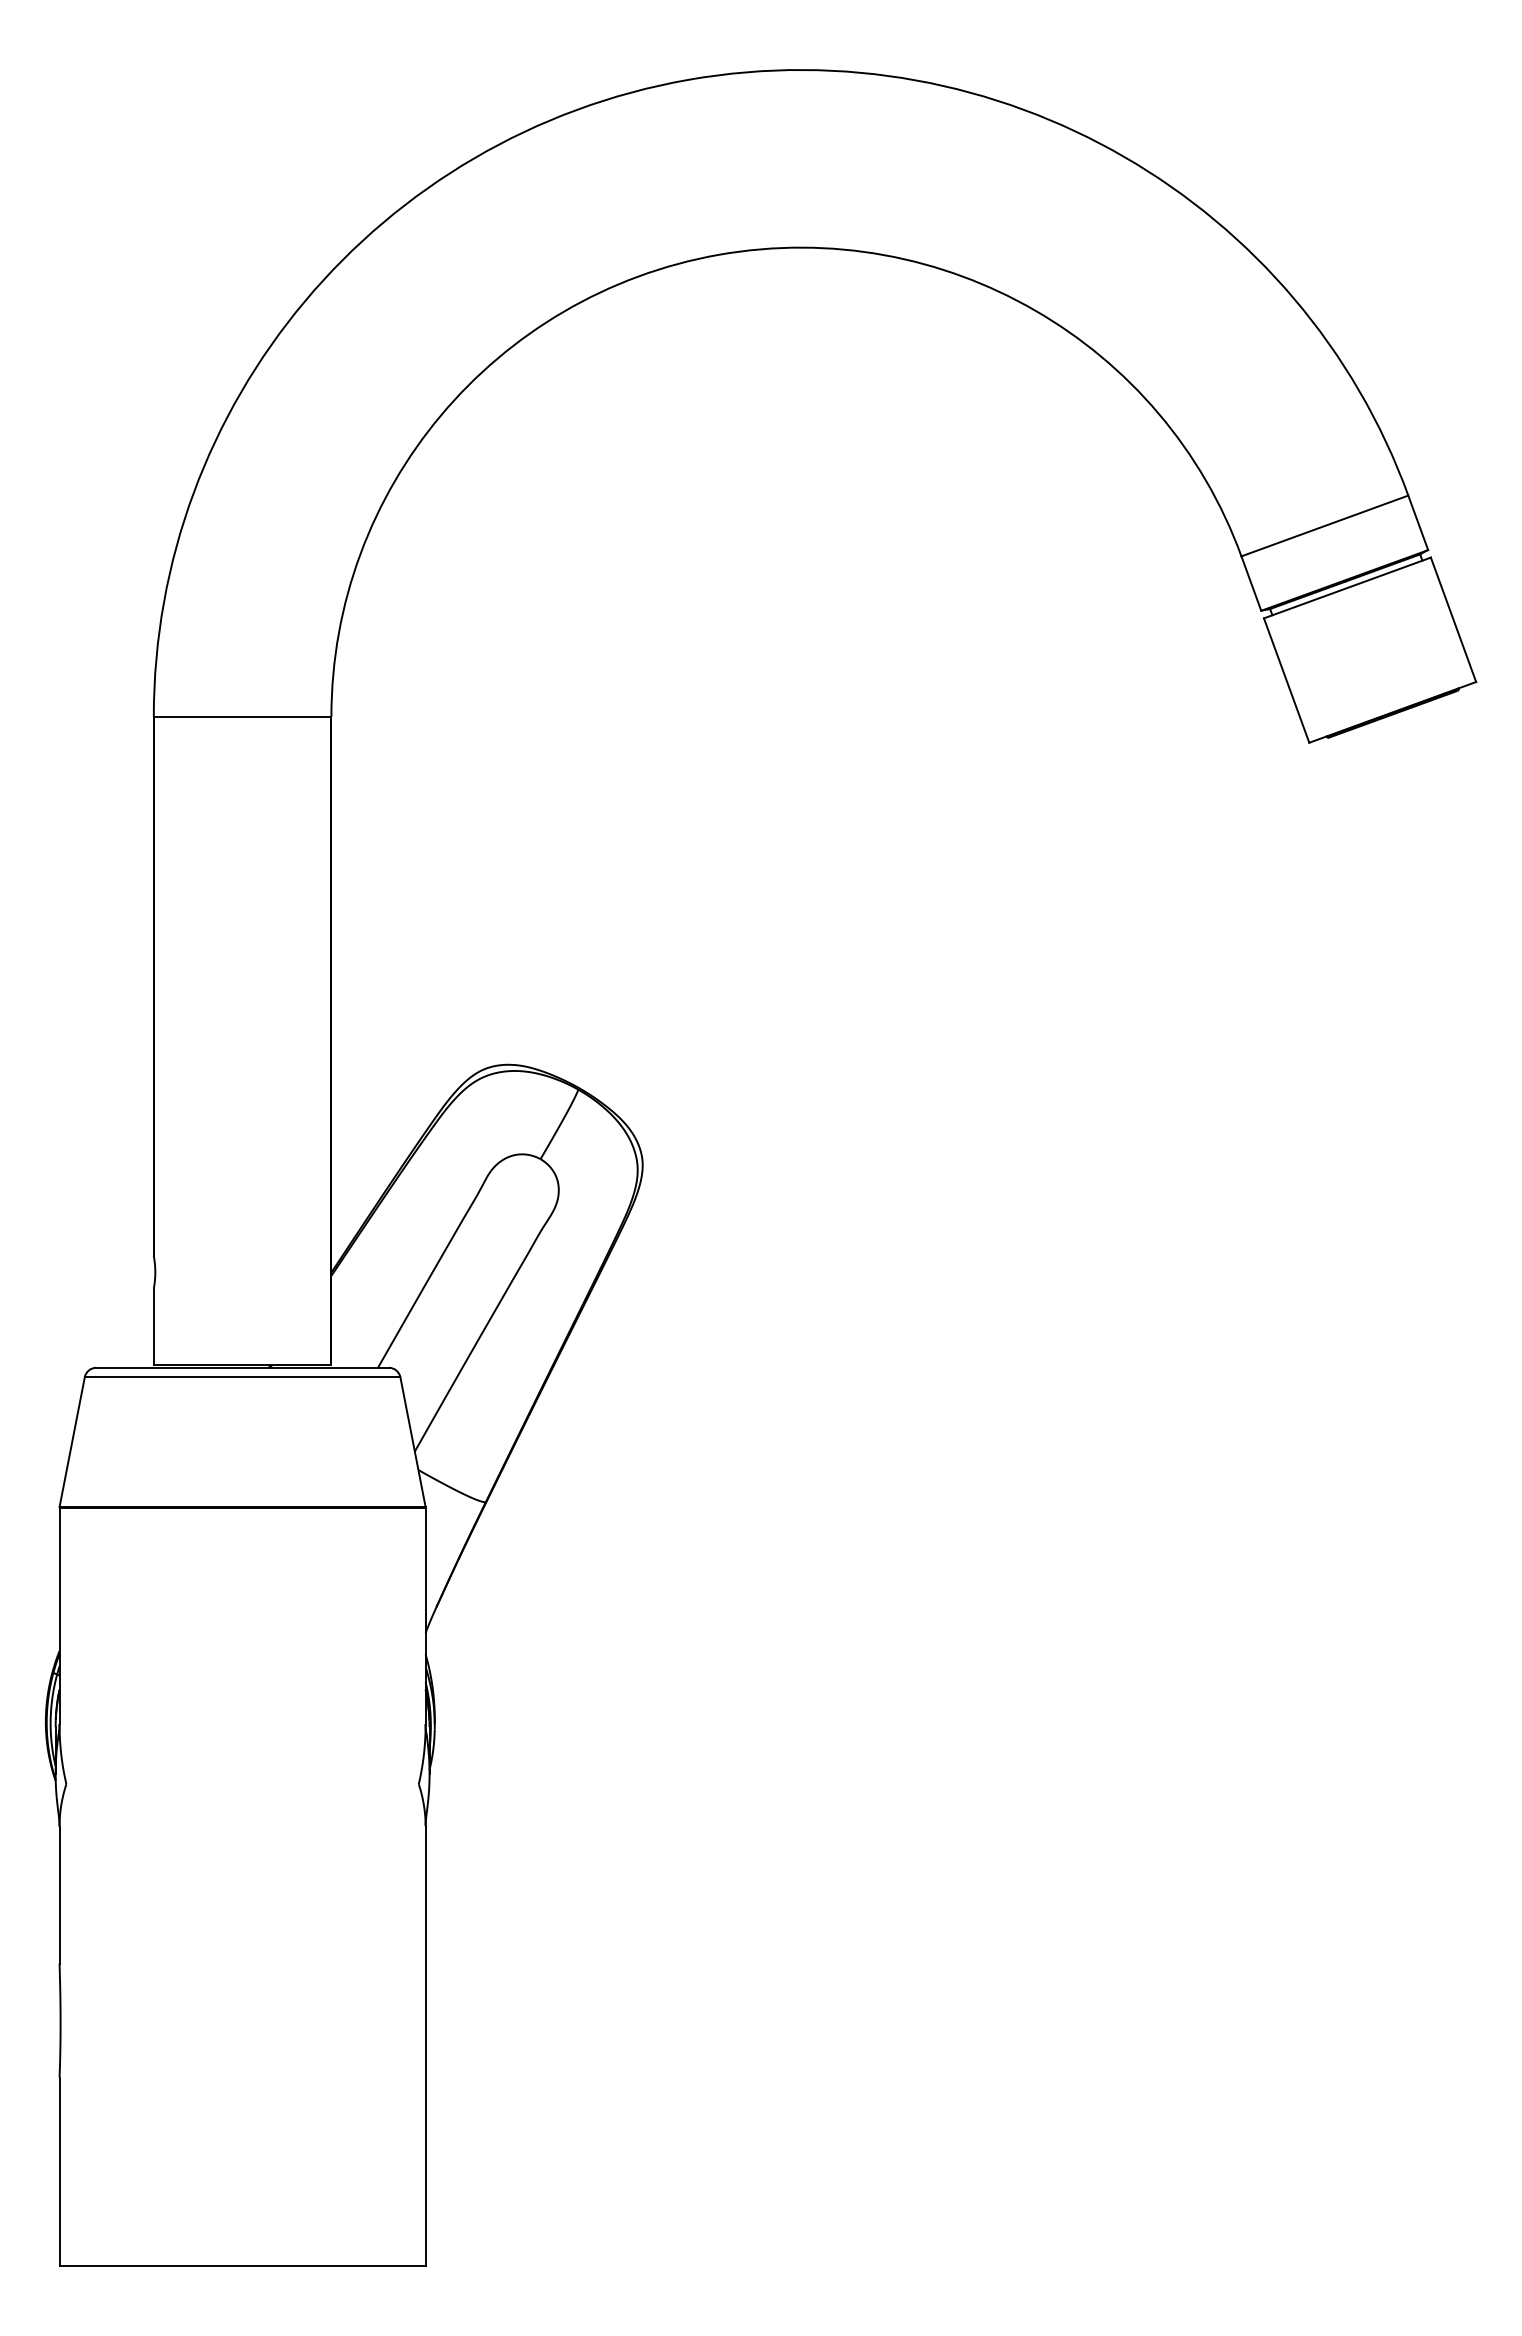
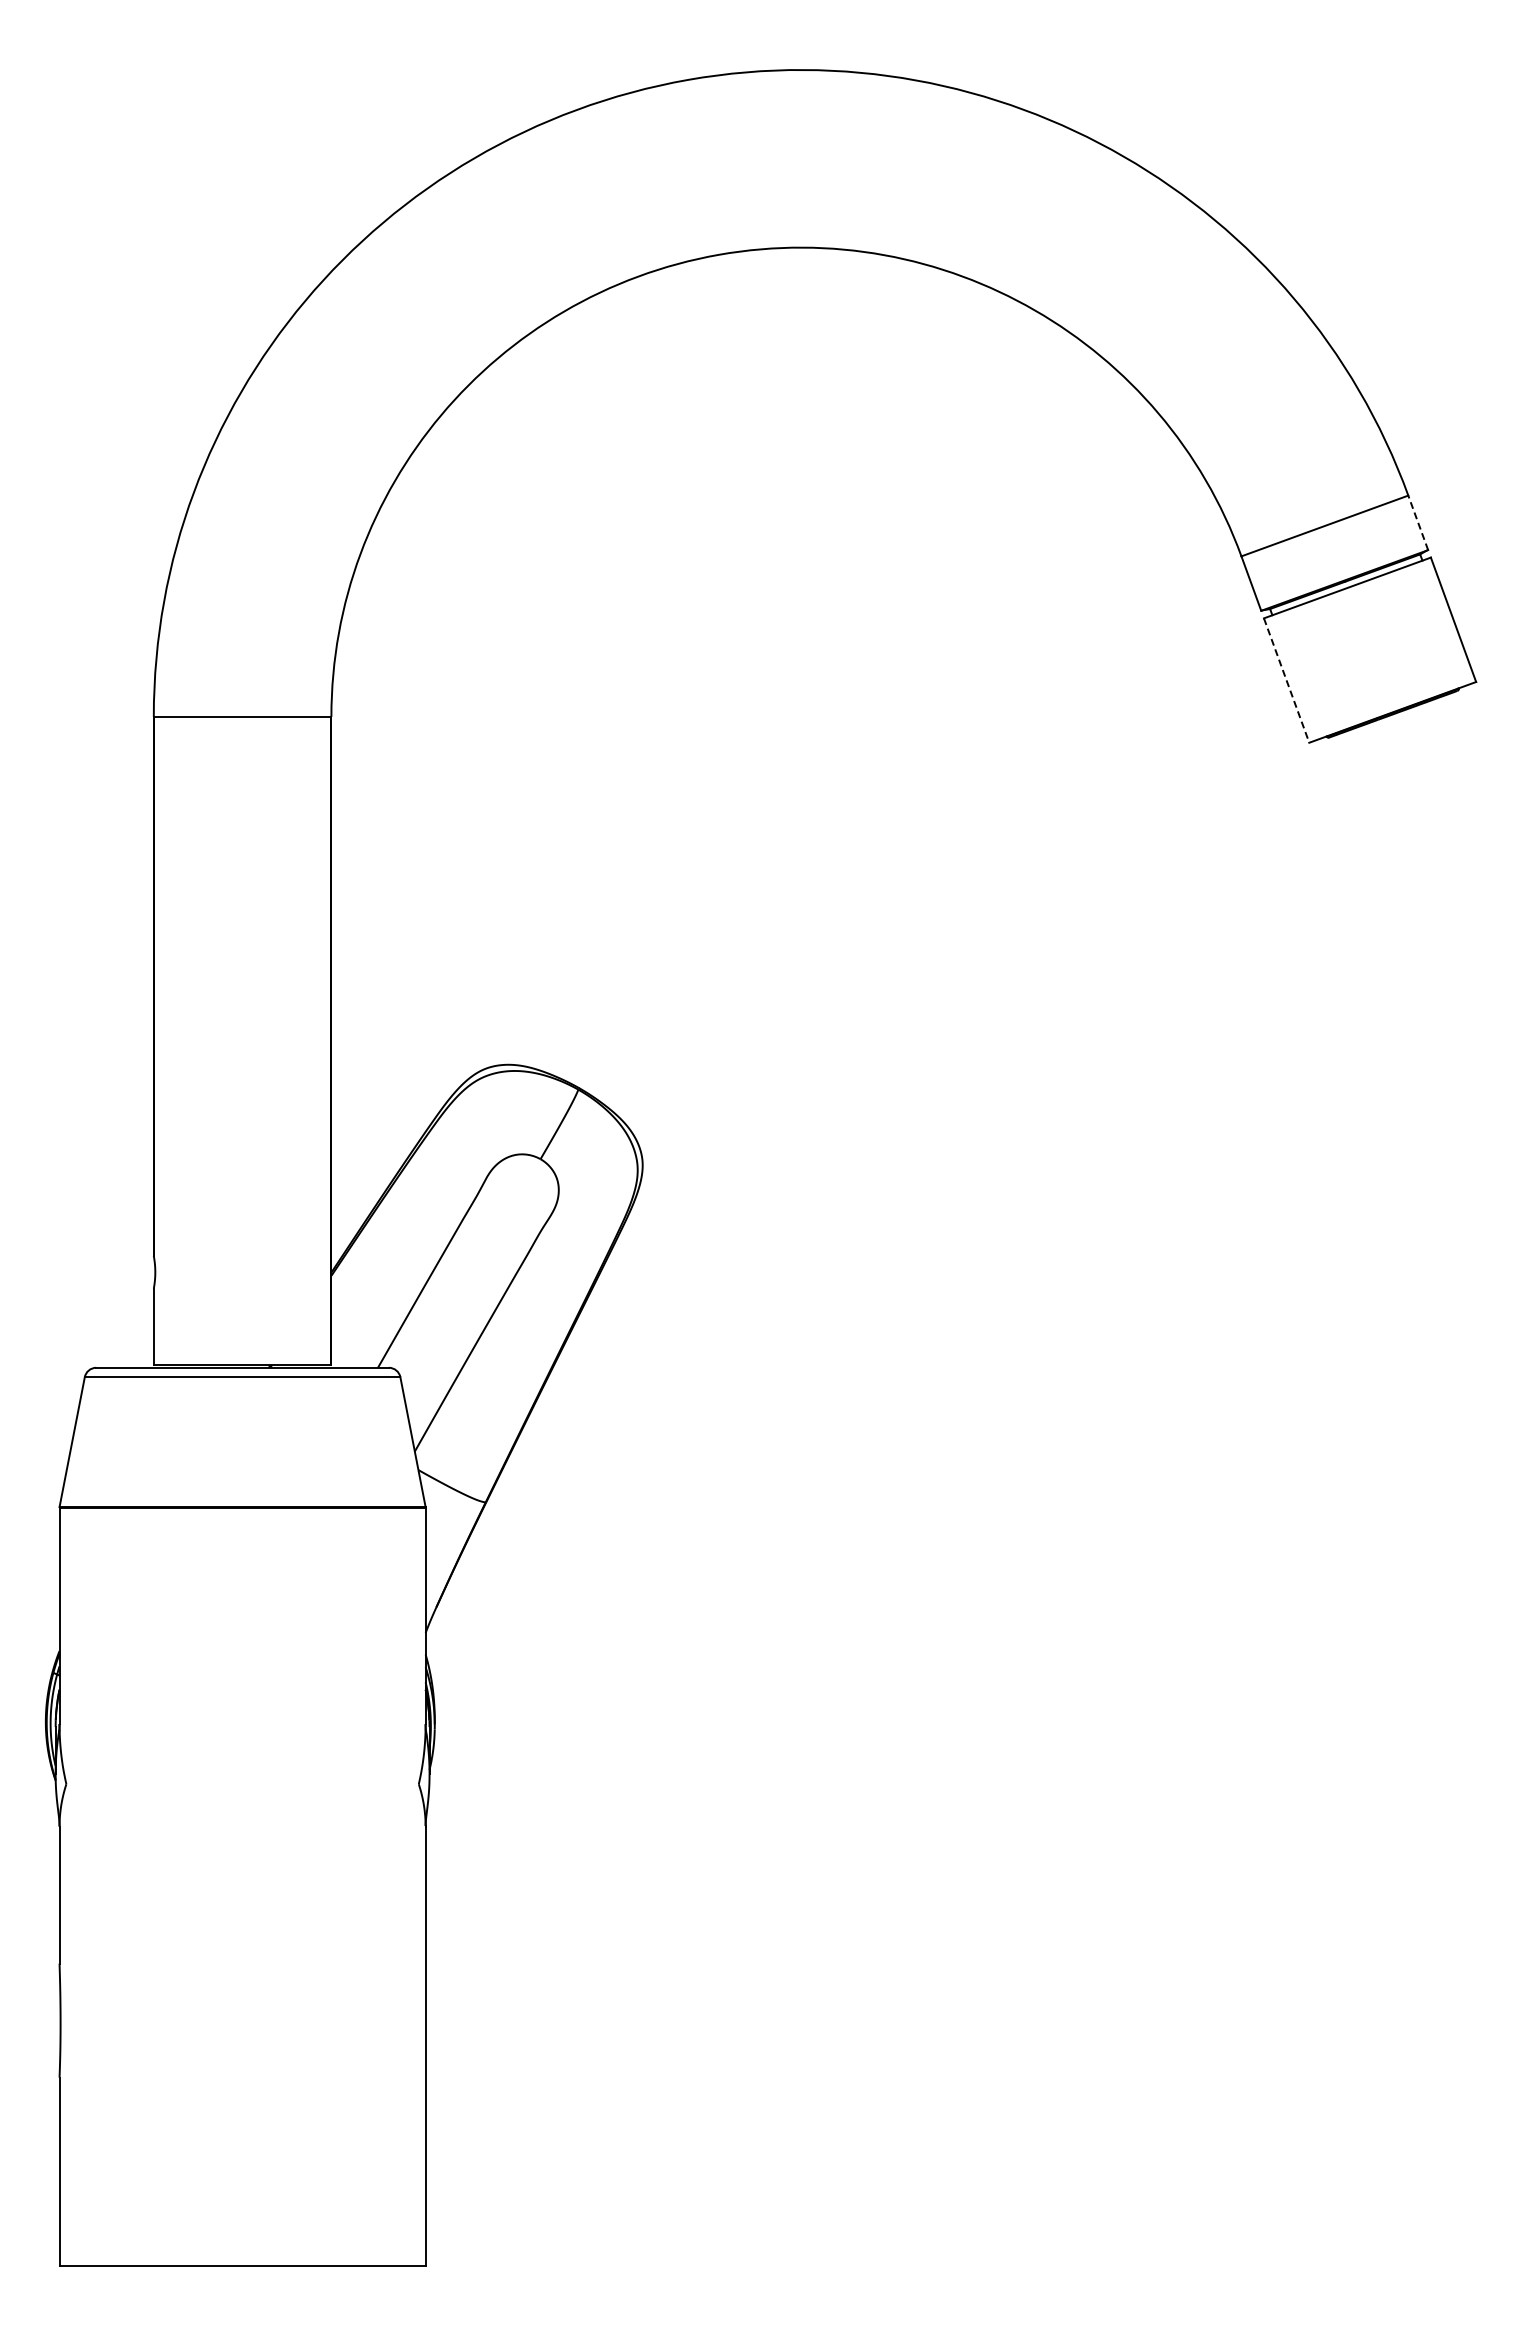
line: solid -> dashed (1418, 522)
line: solid -> dashed (1286, 681)
